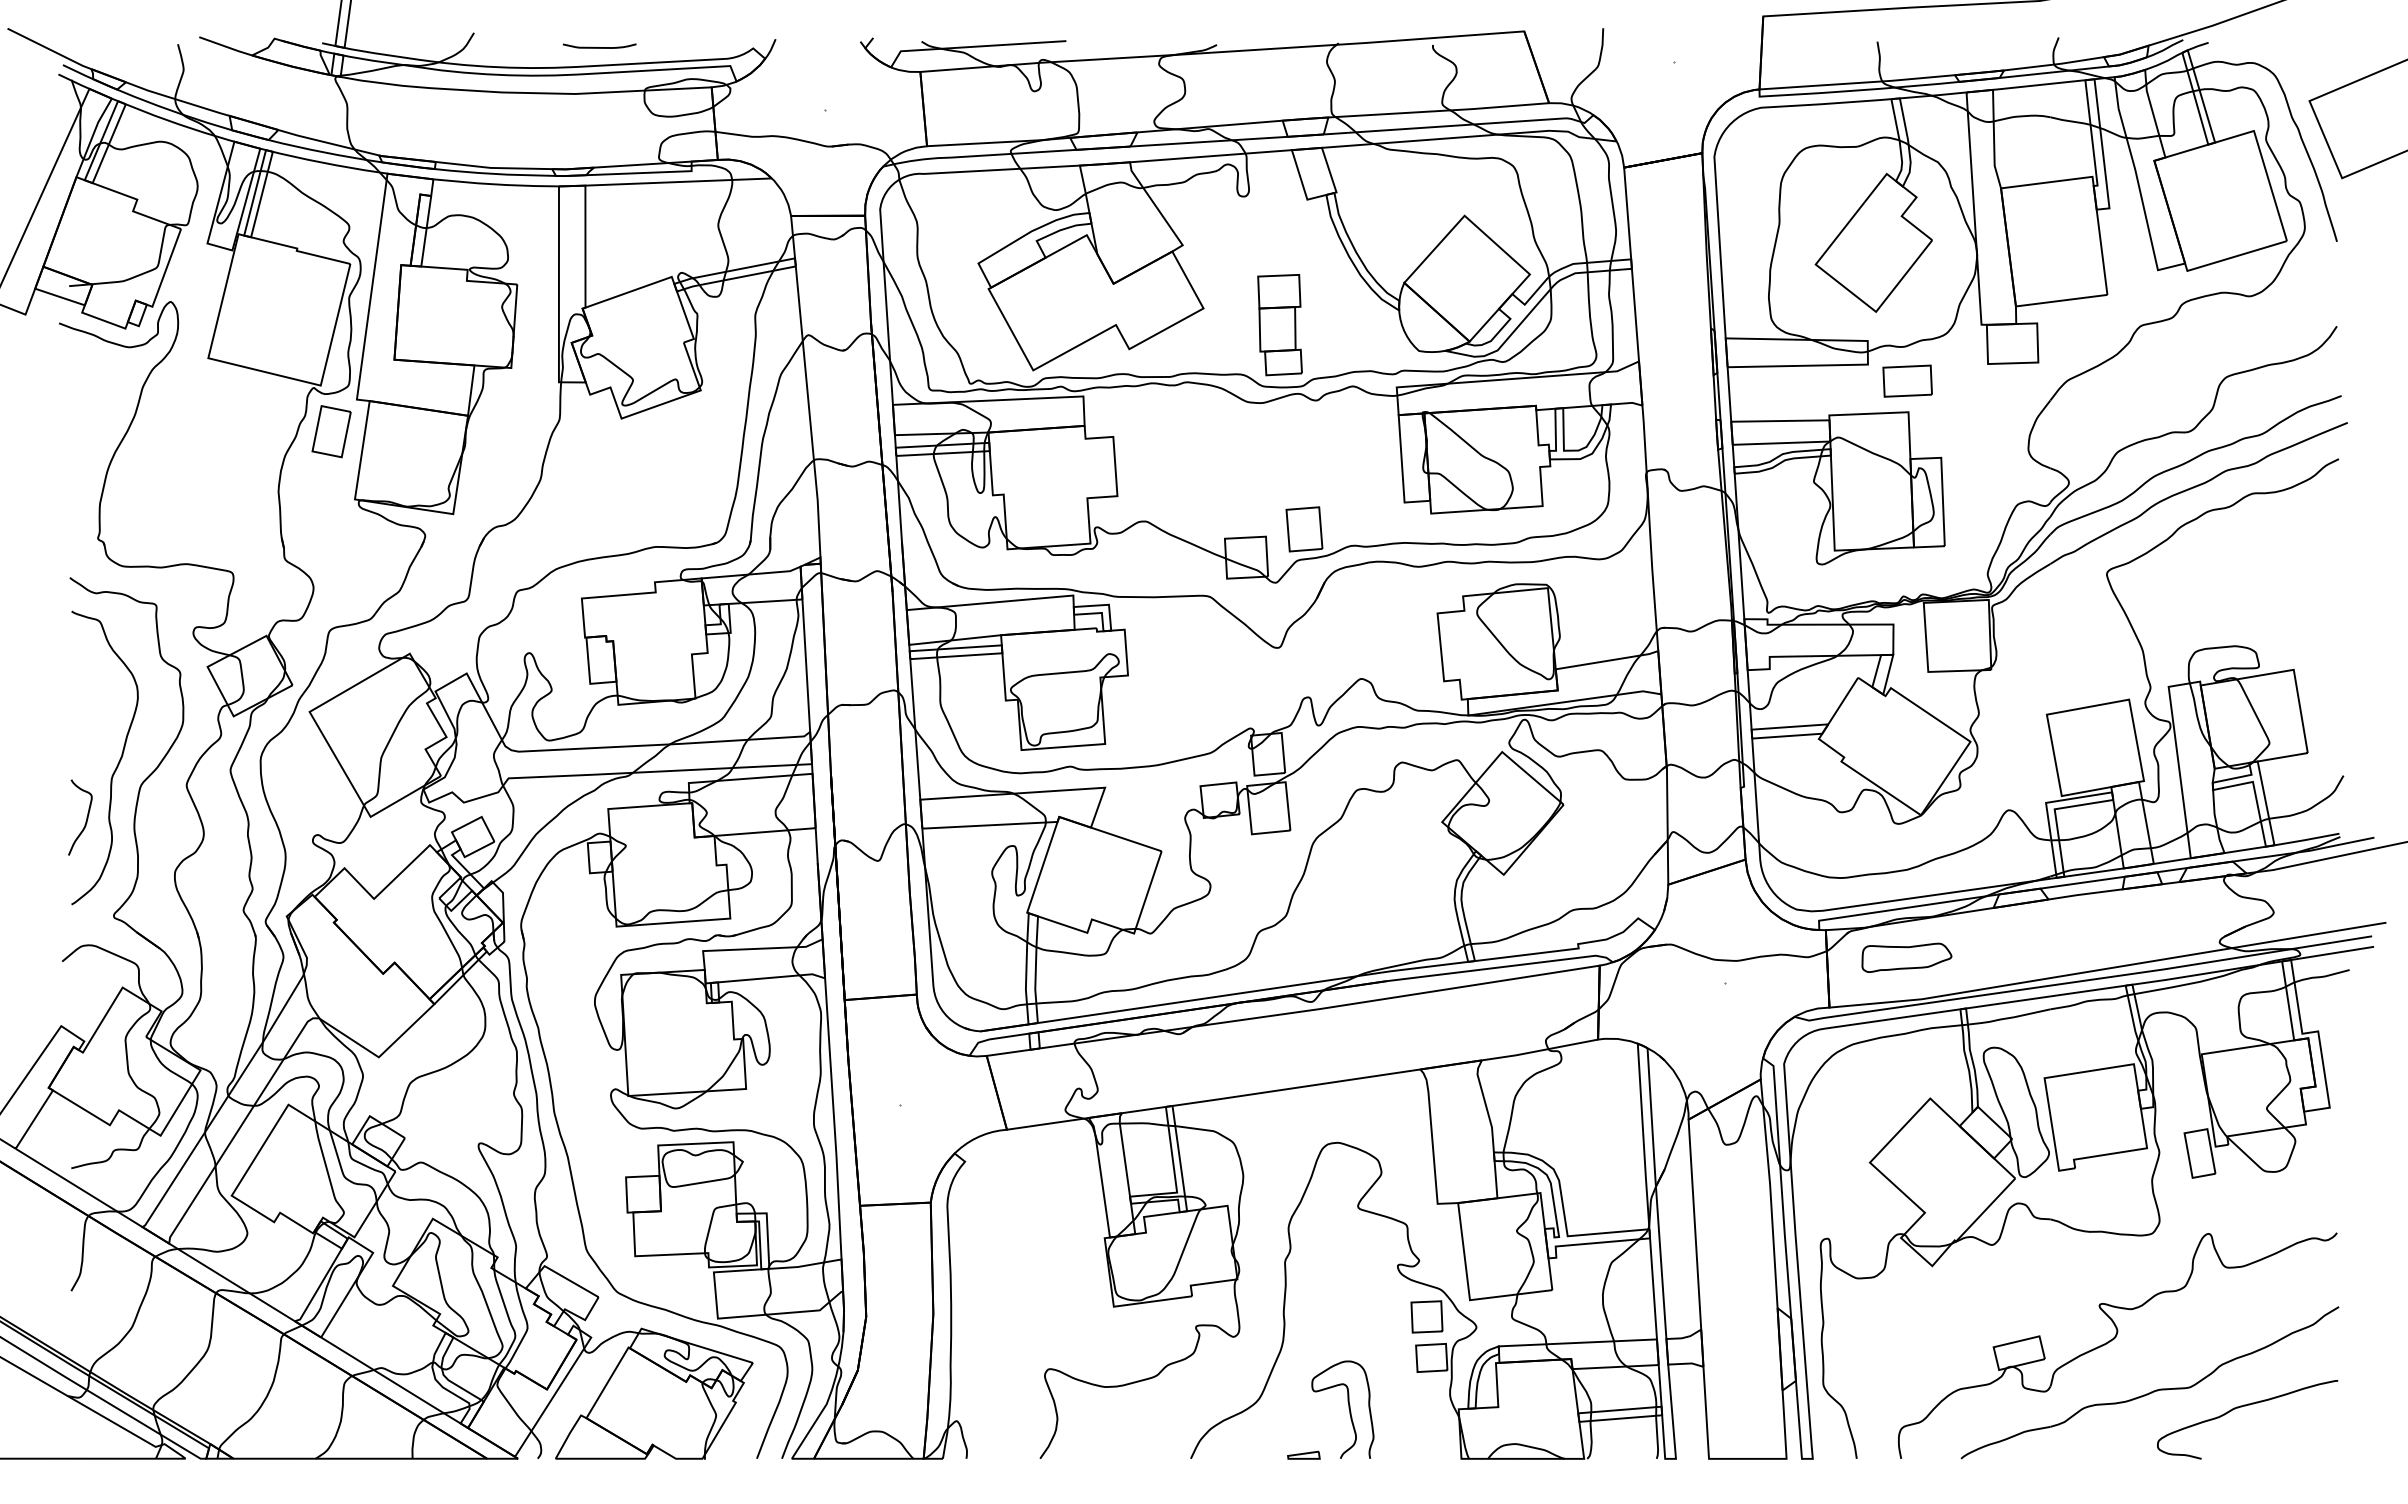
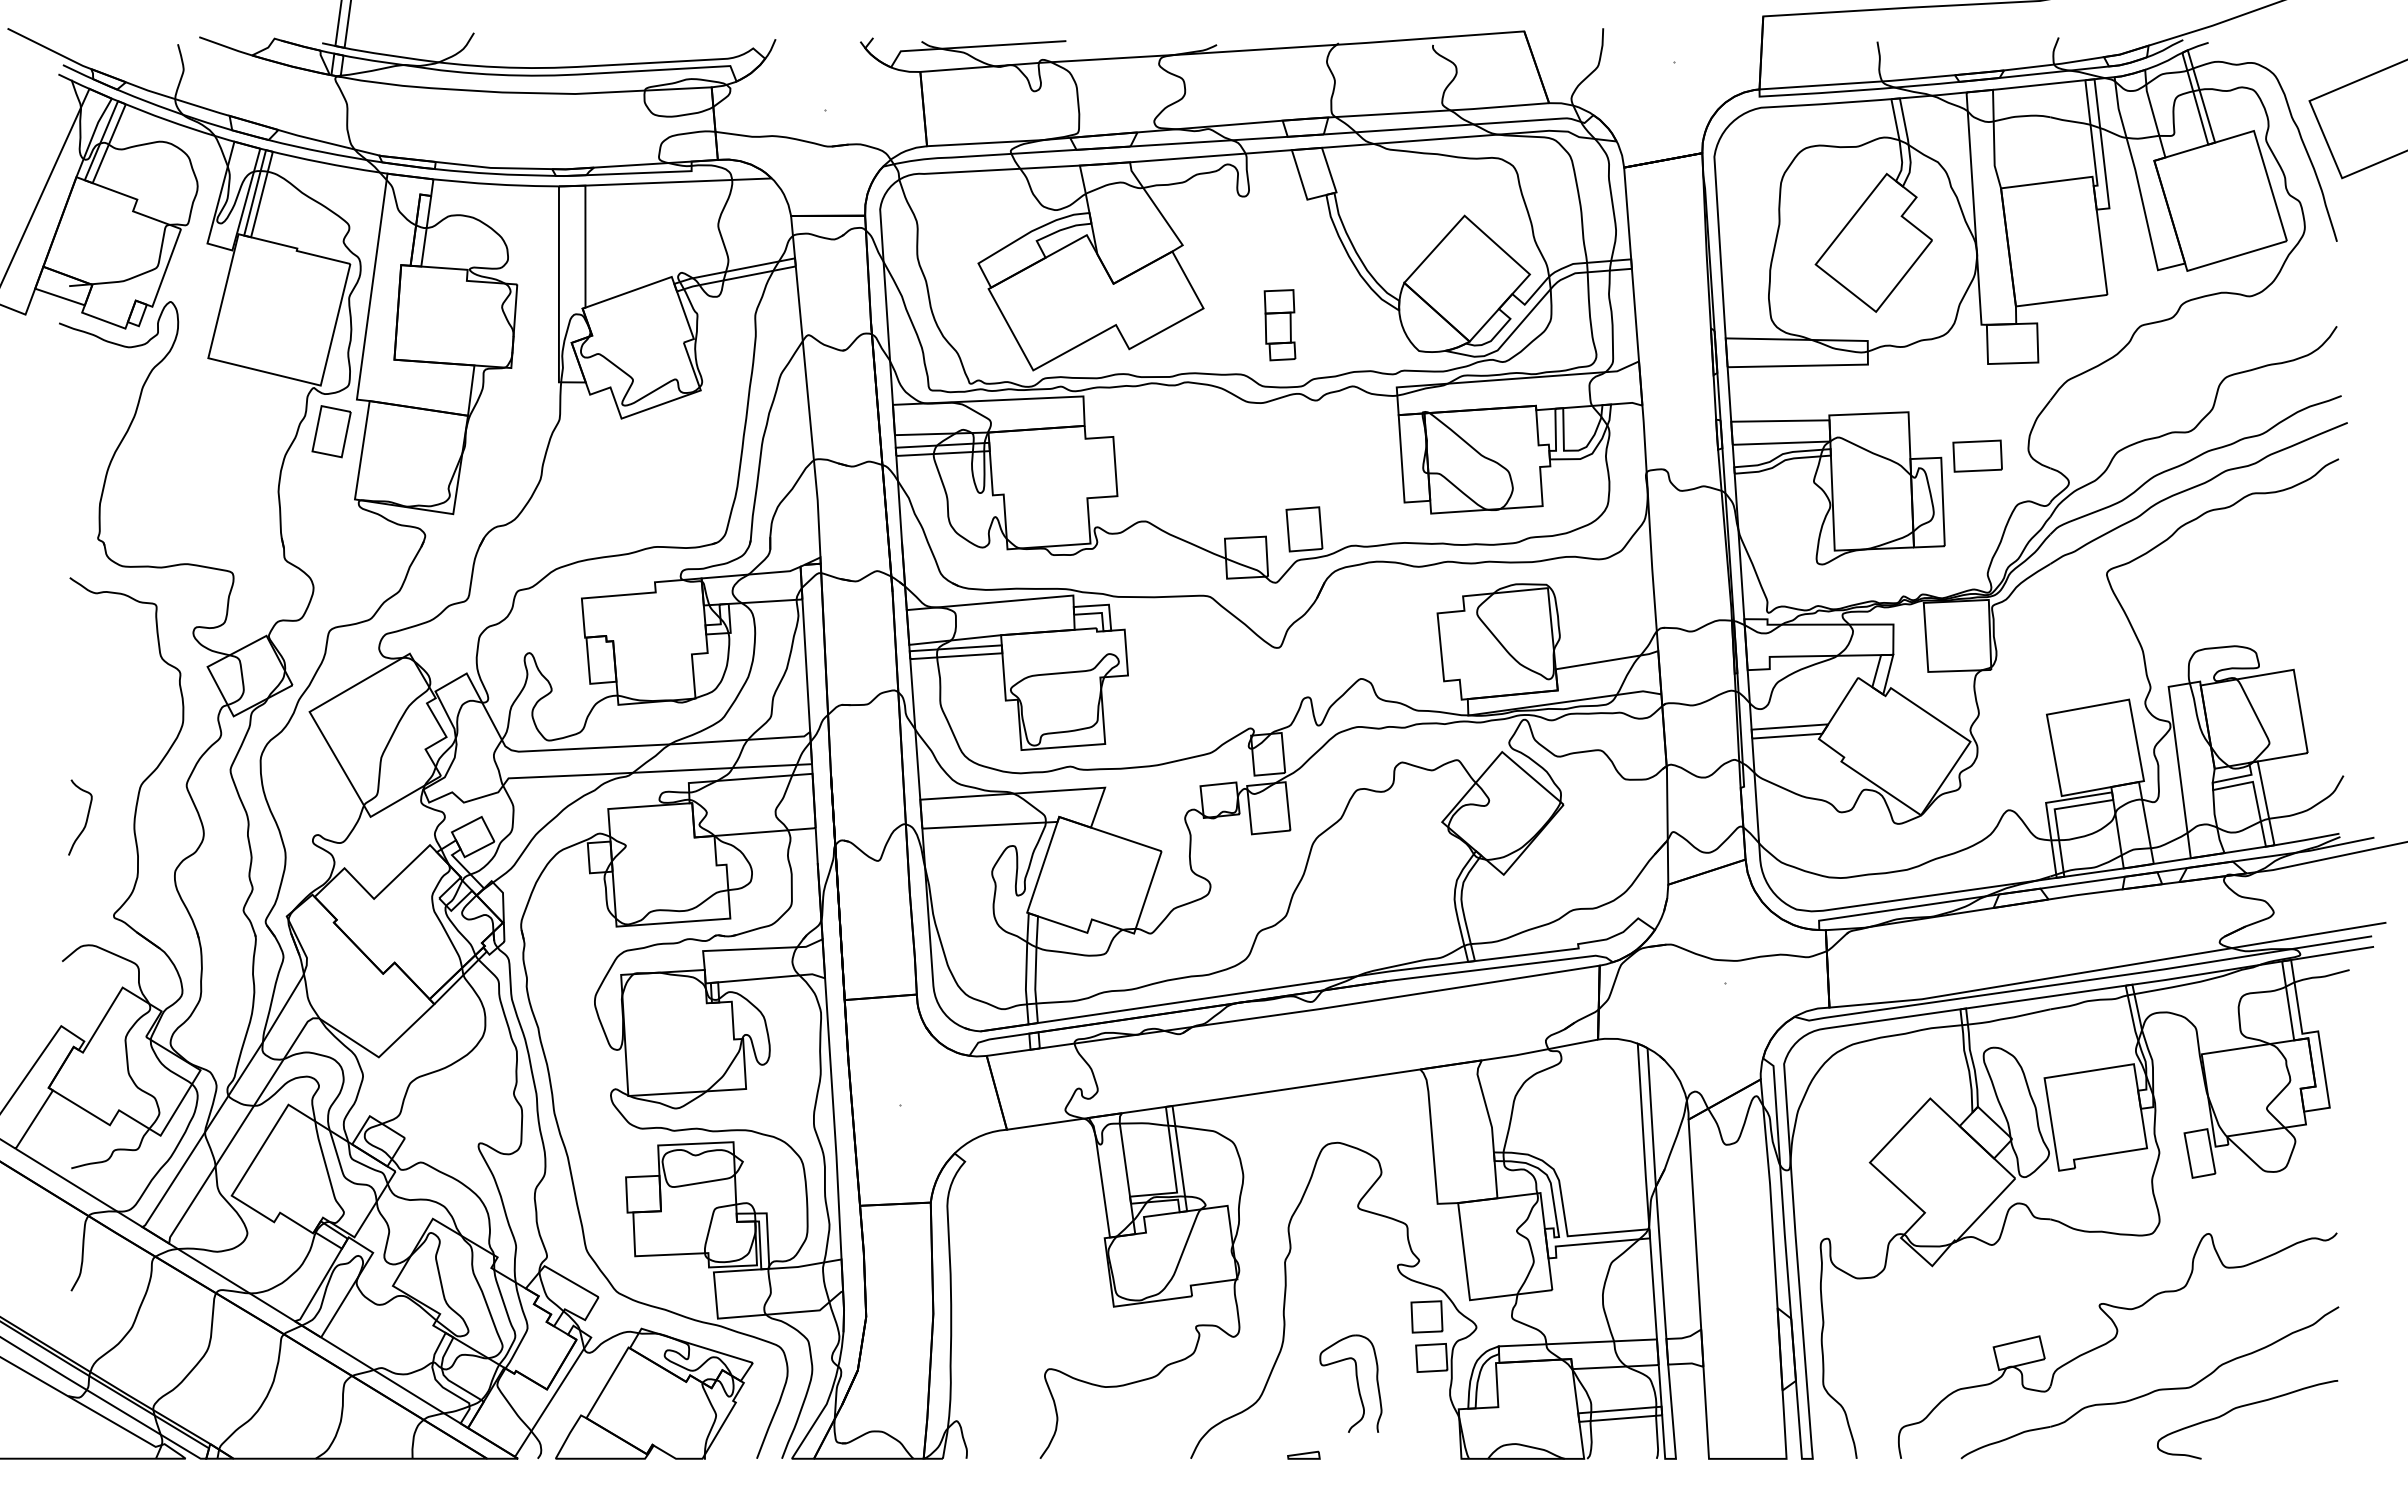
curve: present -> none (599, 47)
part size: 46x103 px -> 34x73 px (1279, 325)
part position: (1907, 380) -> (1977, 455) (1977, 455)
curve: present -> none (117, 763)
part: present -> none (1906, 957)
part position: (1348, 1408) -> (1356, 1382) (1356, 1382)
